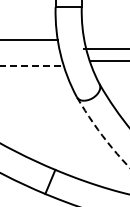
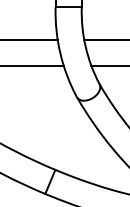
line position: (105, 49) -> (105, 40) (105, 40)
line position: (108, 61) -> (108, 66) (108, 66)
line: dashed -> solid (32, 66)
arc: dashed -> solid (101, 134)
